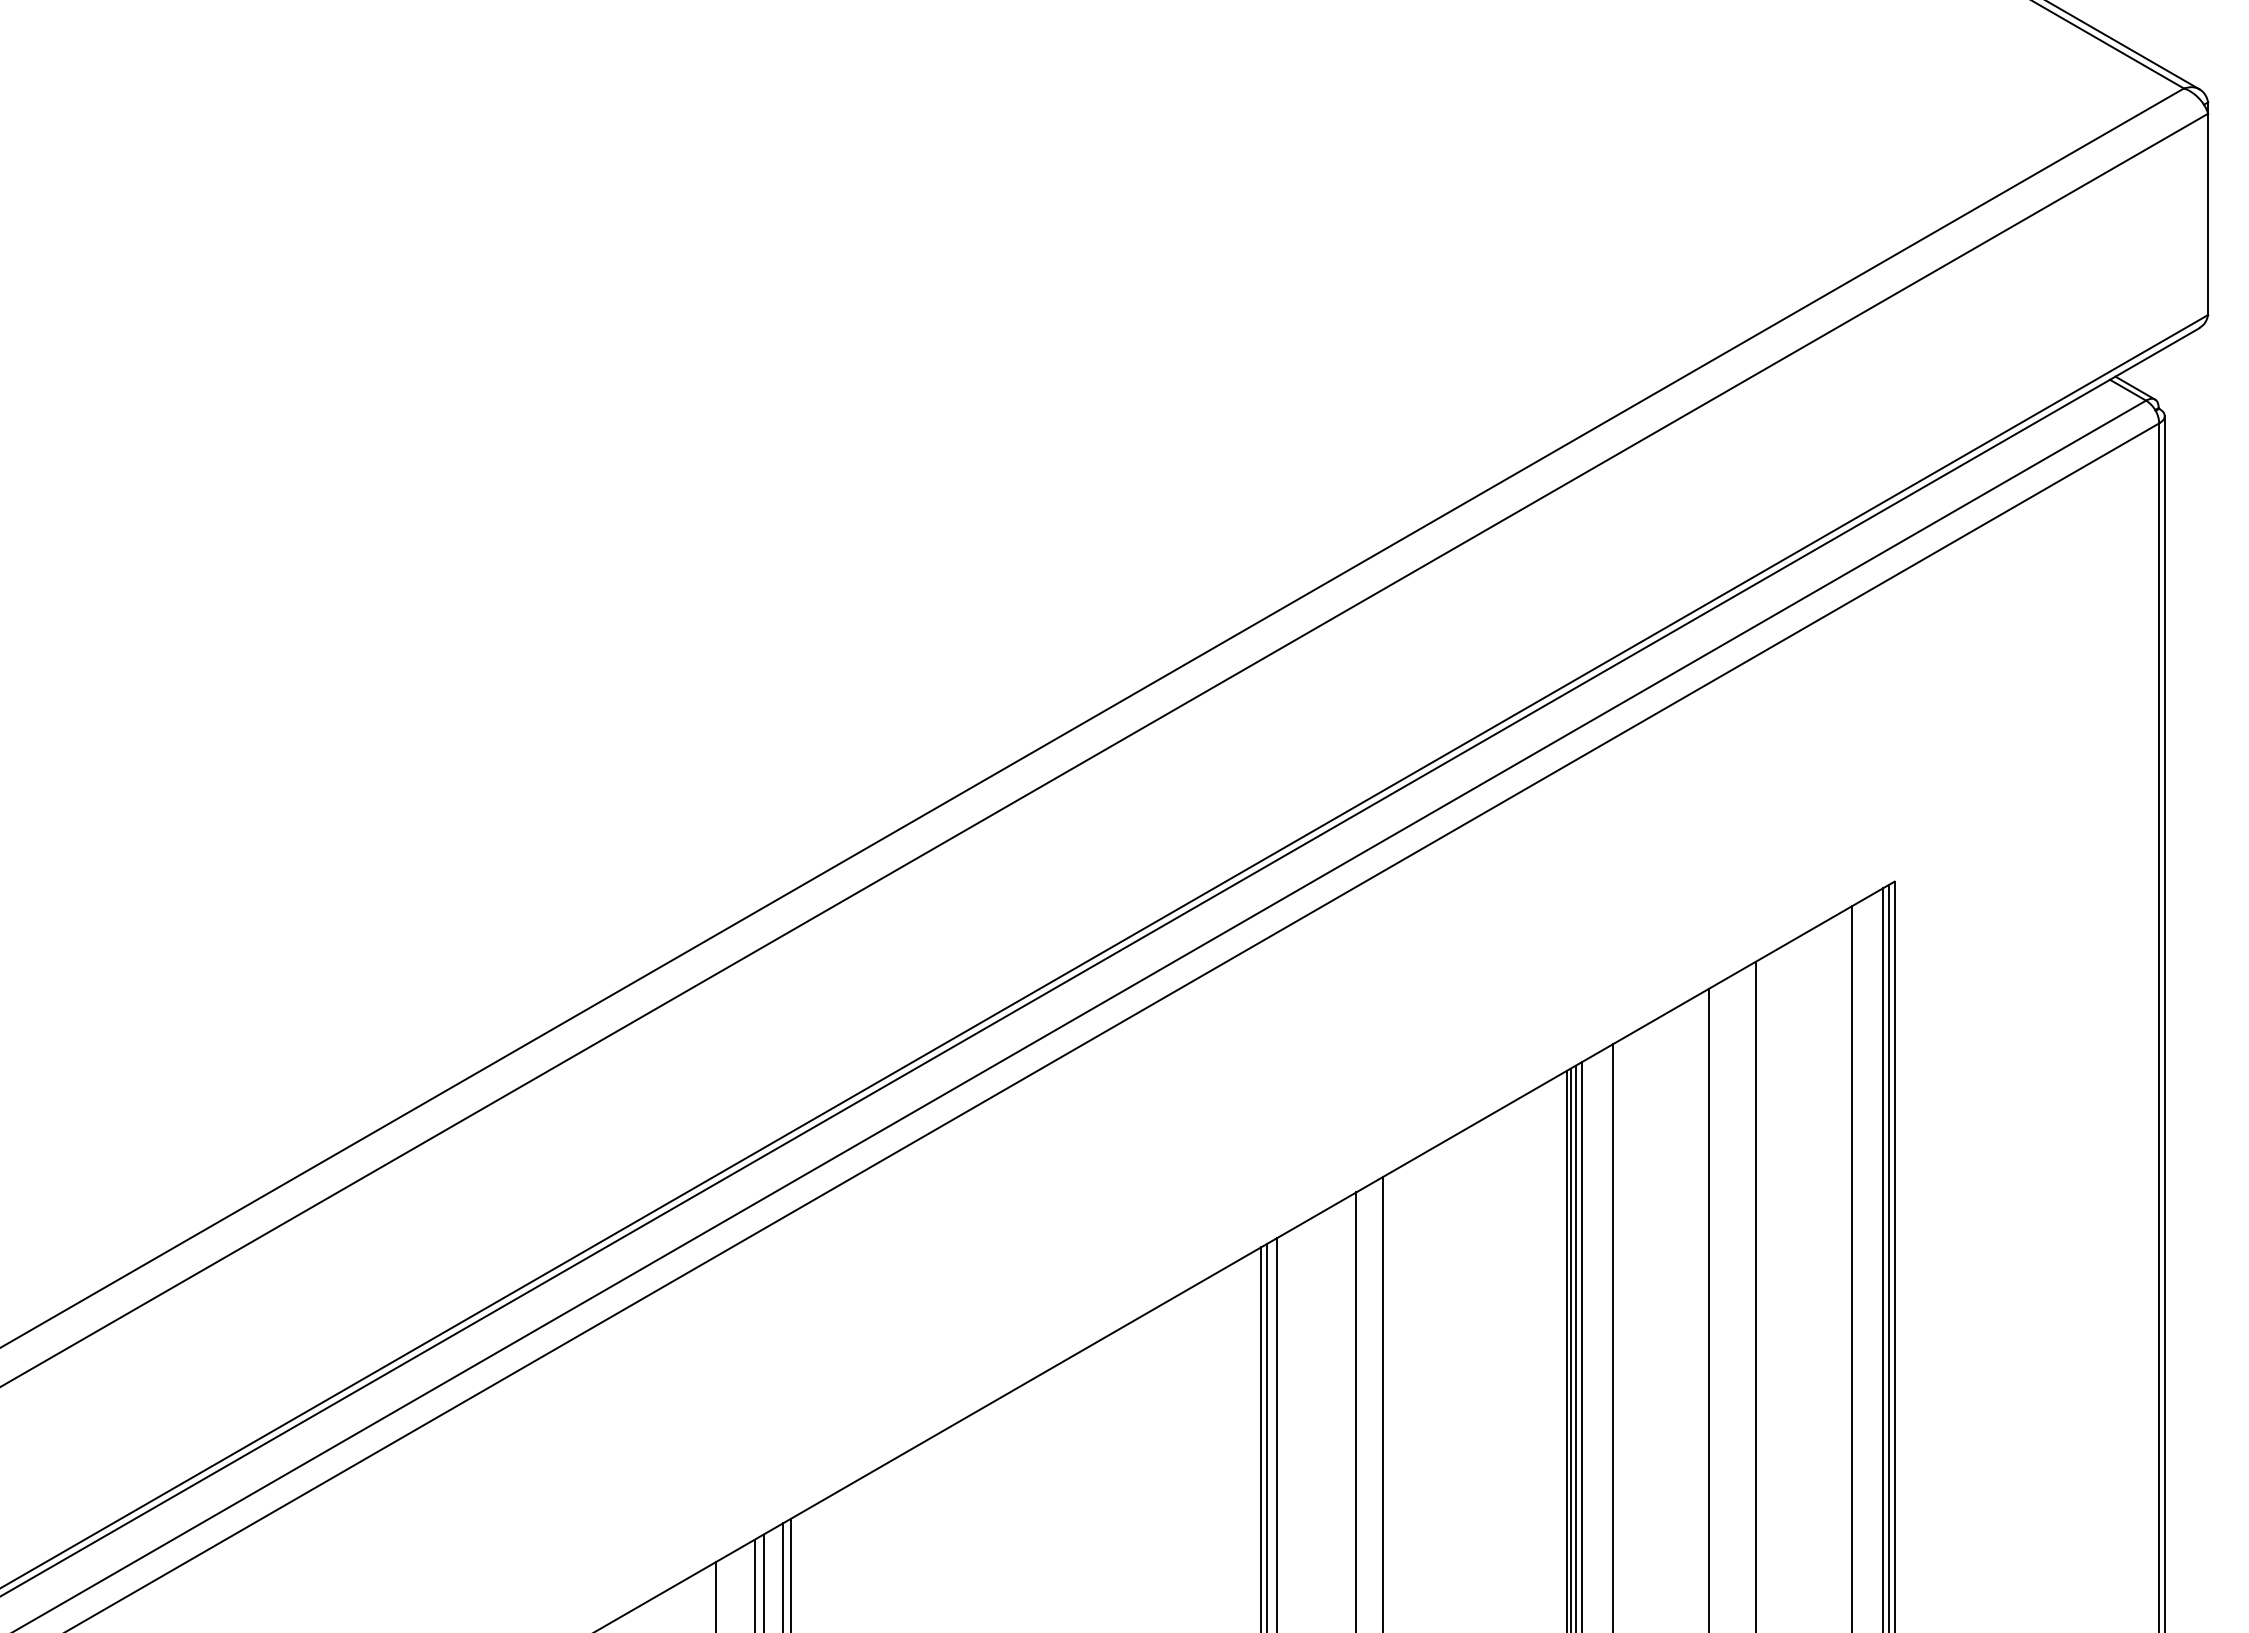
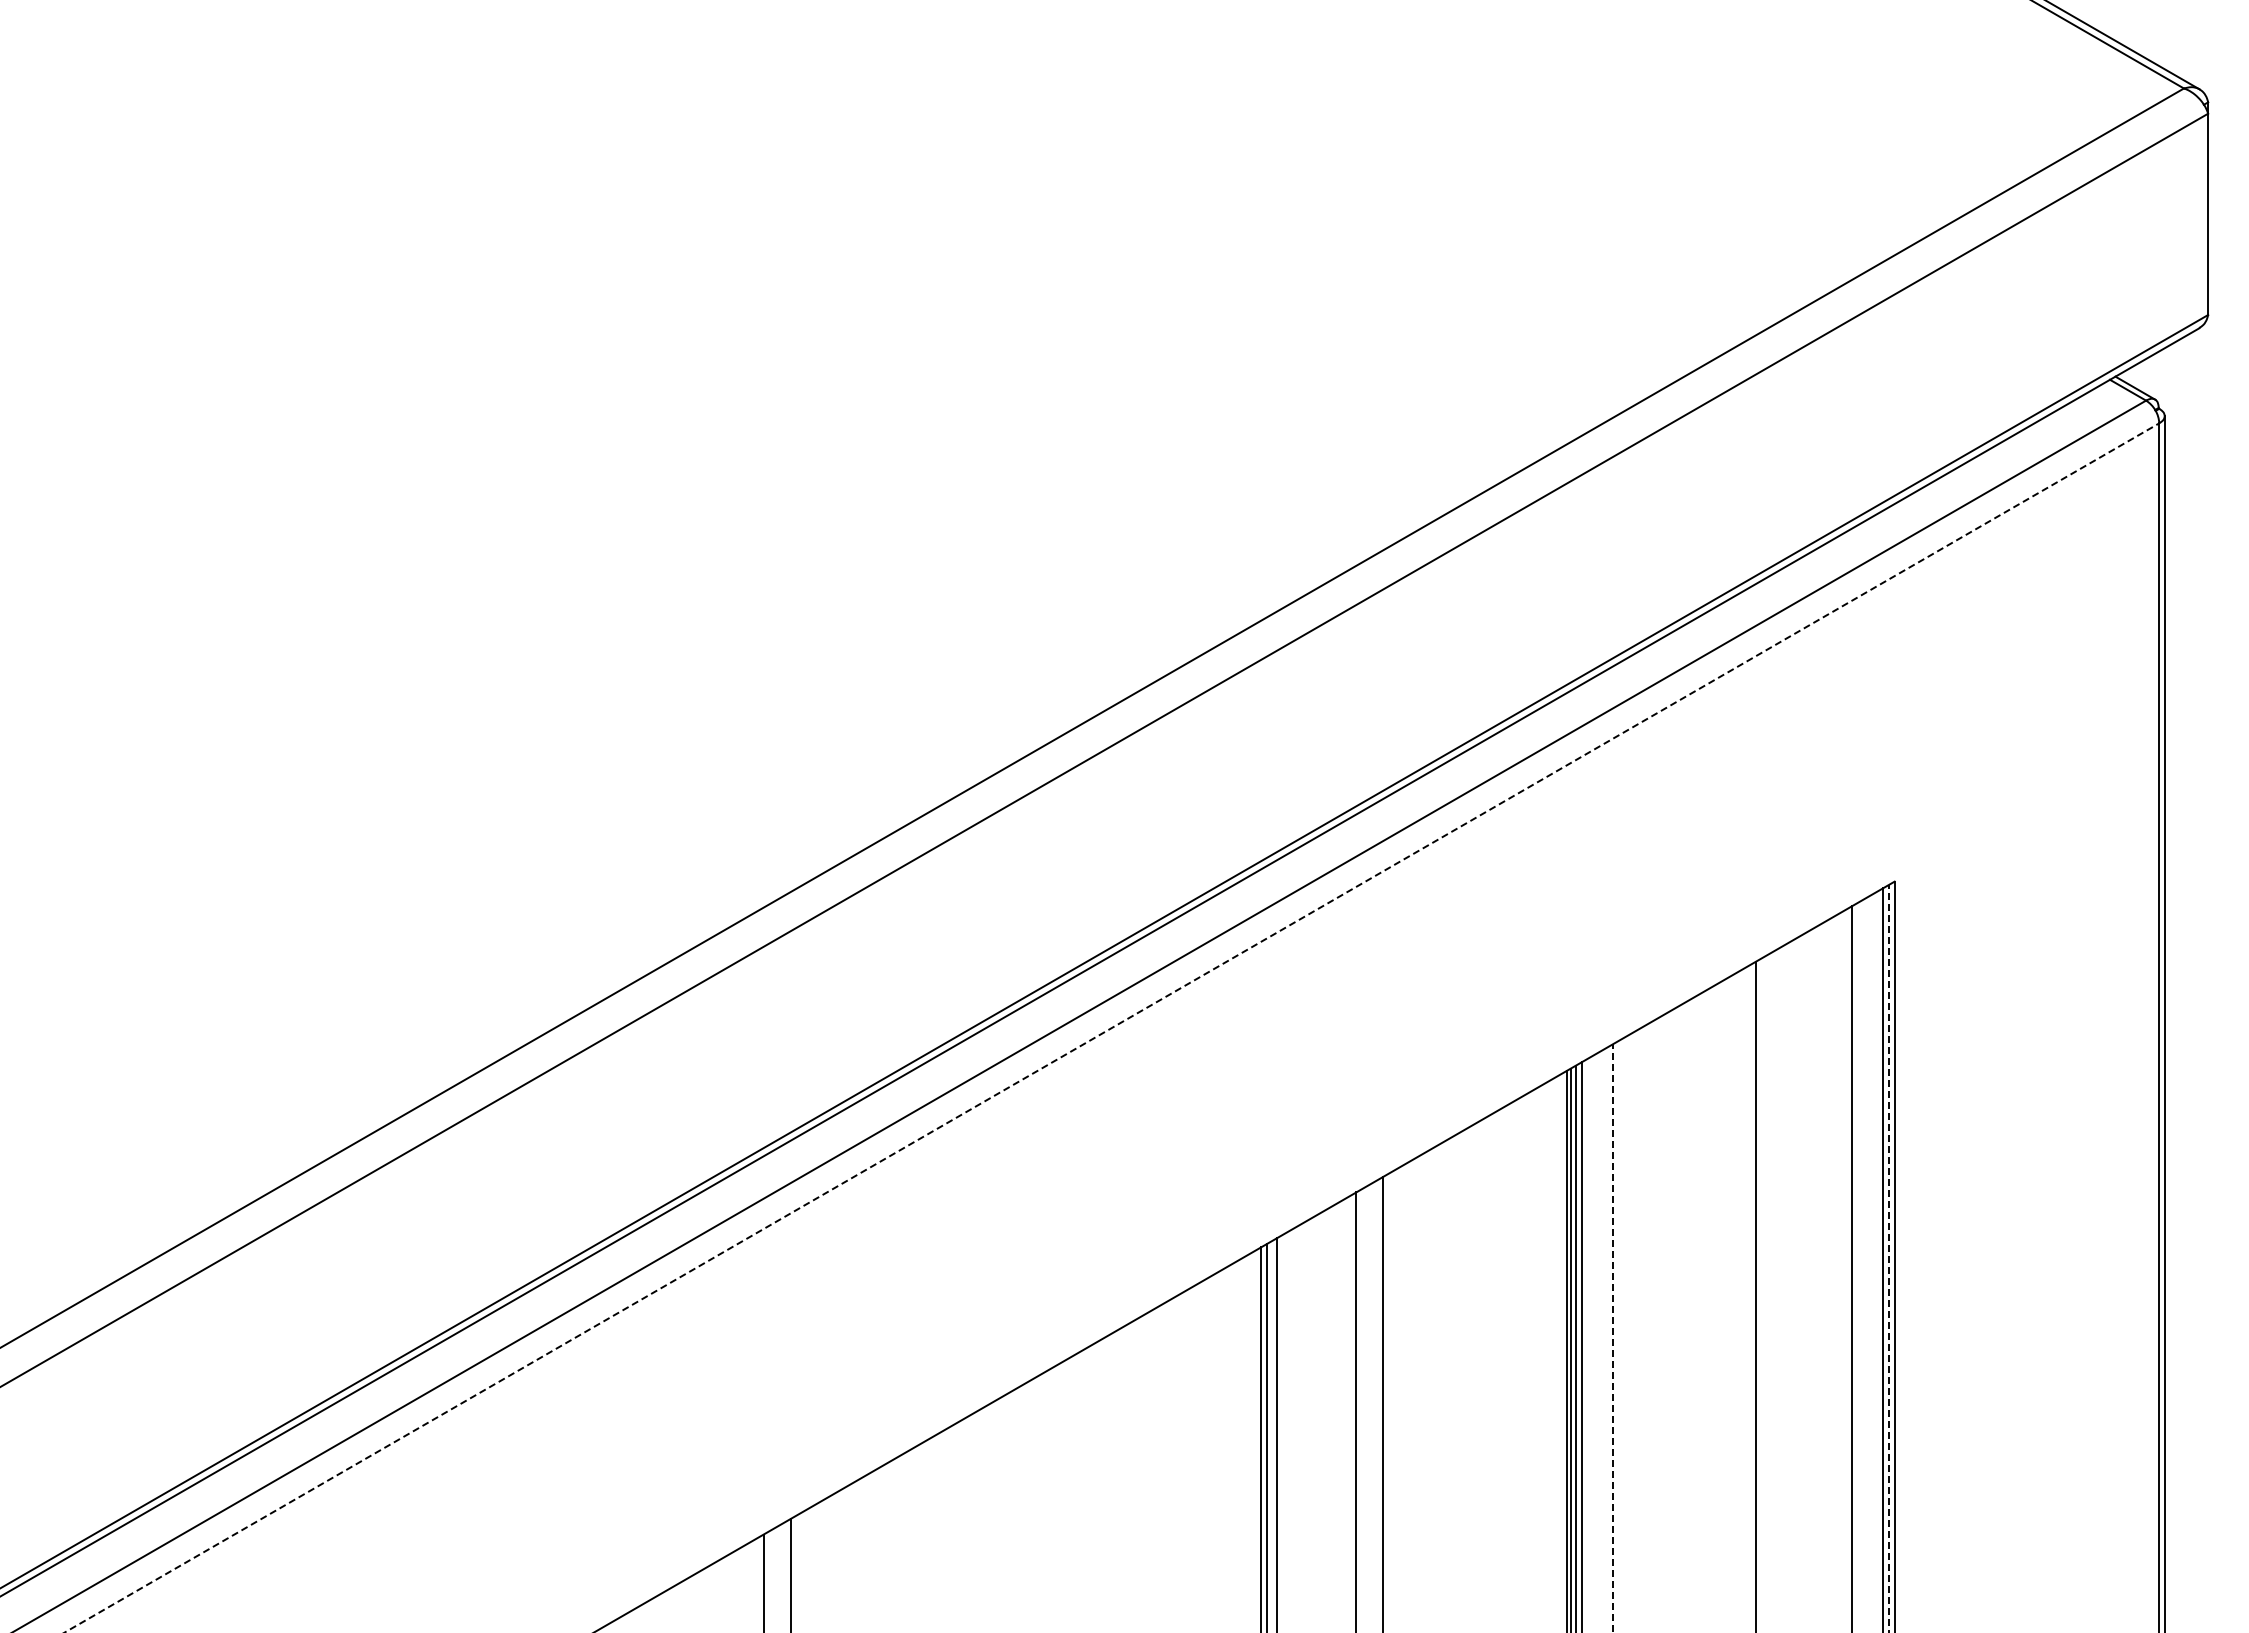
line: solid -> dashed (1112, 1027)
line: solid -> dashed (1889, 1258)
line: present -> none (1709, 1308)
line: solid -> dashed (1613, 1338)
line: present -> none (782, 1576)
line: present -> none (754, 1584)
line: present -> none (716, 1595)
